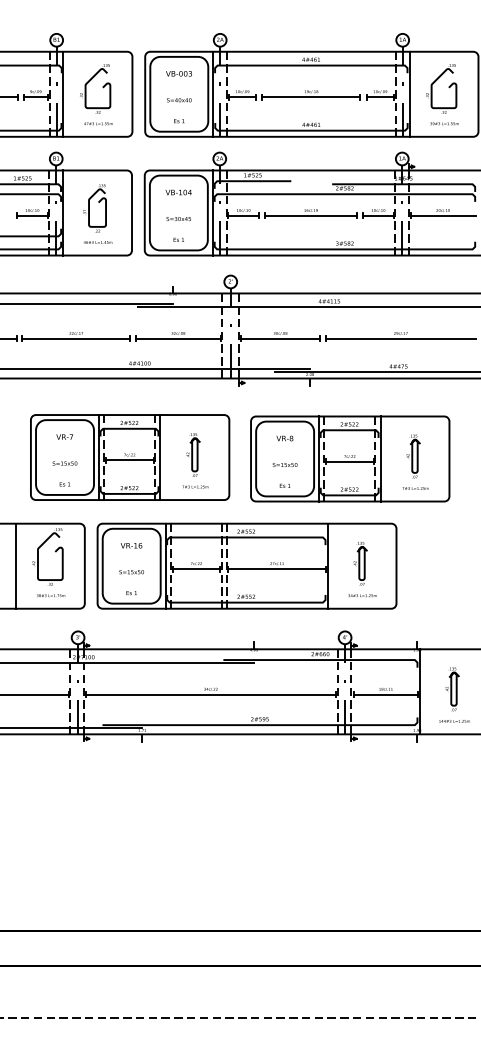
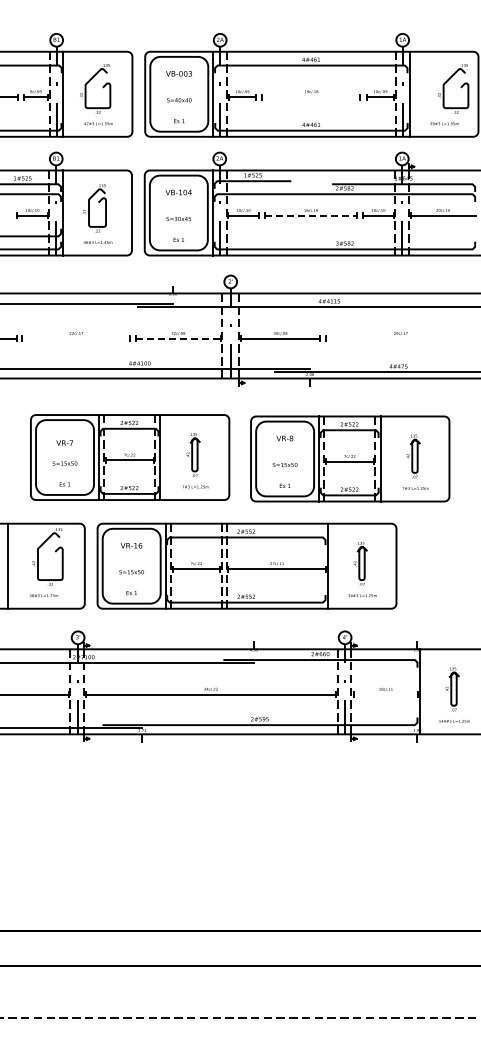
part position: (448, 87) -> (460, 87) (460, 87)
line: present -> none (311, 97)
line: solid -> dashed (311, 215)
line: present -> none (76, 338)
line: solid -> dashed (178, 338)
line: present -> none (400, 338)
text position: (64, 436) -> (64, 442) (64, 442)
line position: (15, 565) -> (7, 565) (7, 565)
text position: (51, 595) -> (44, 595) (44, 595)
line: present -> none (385, 694)
